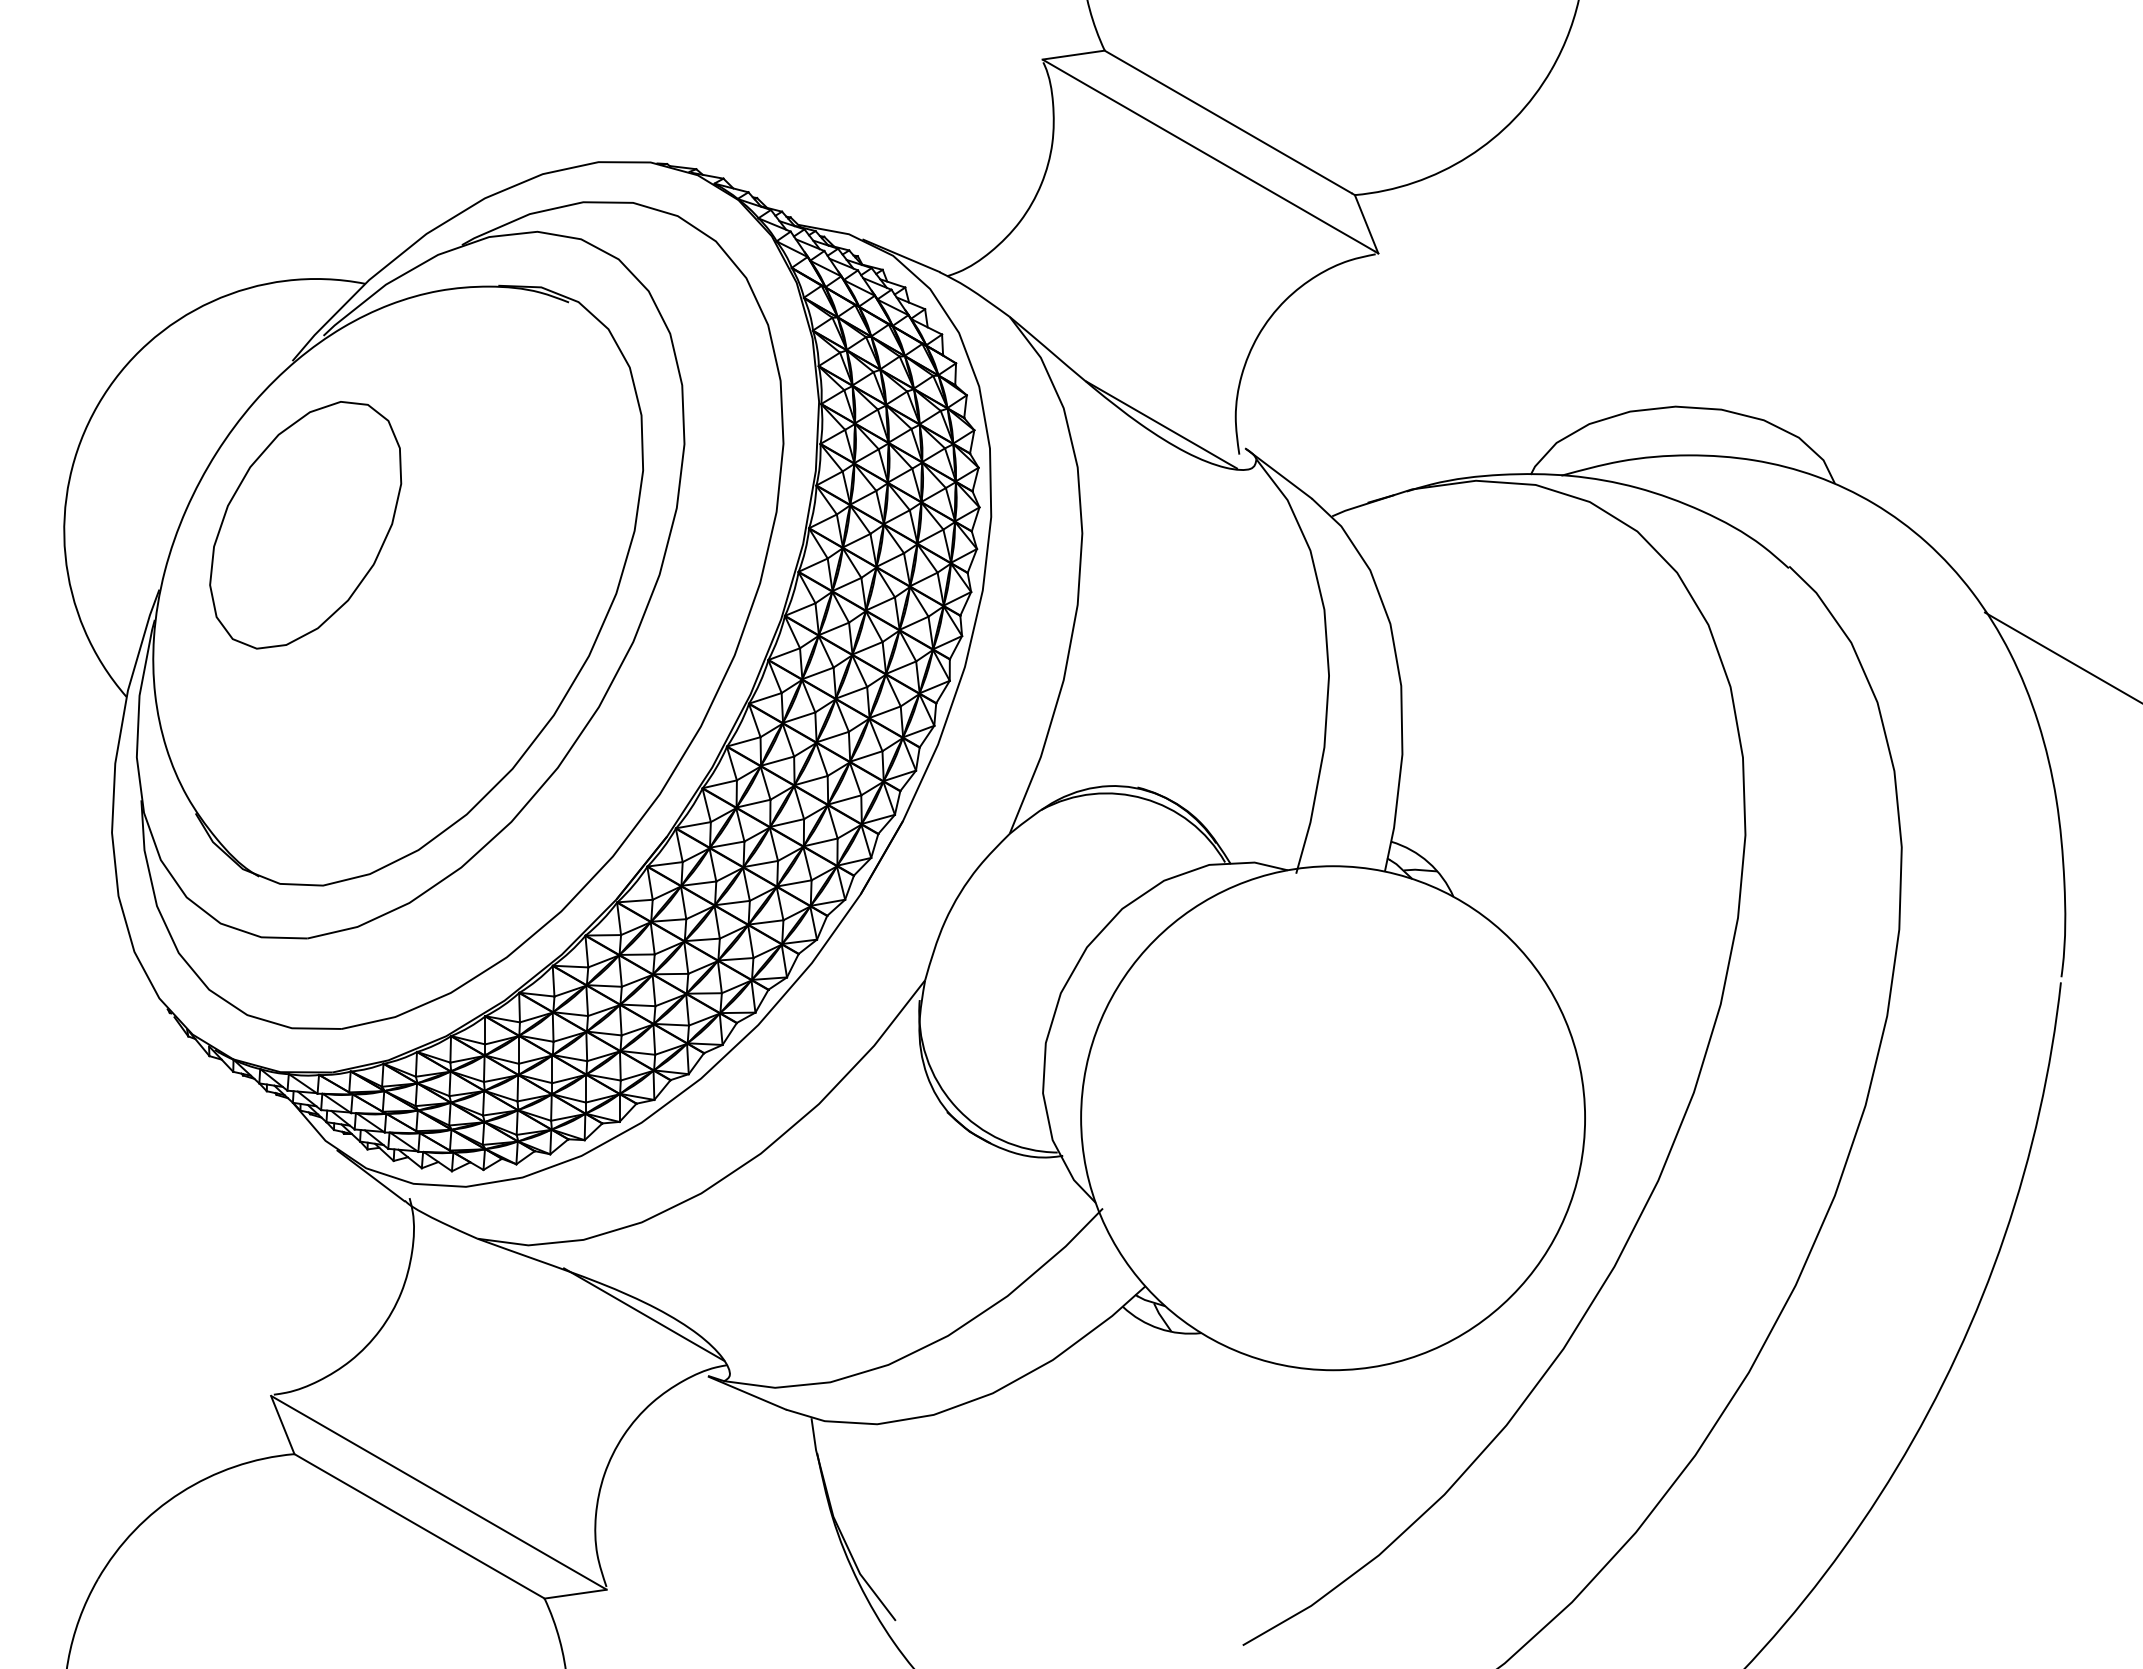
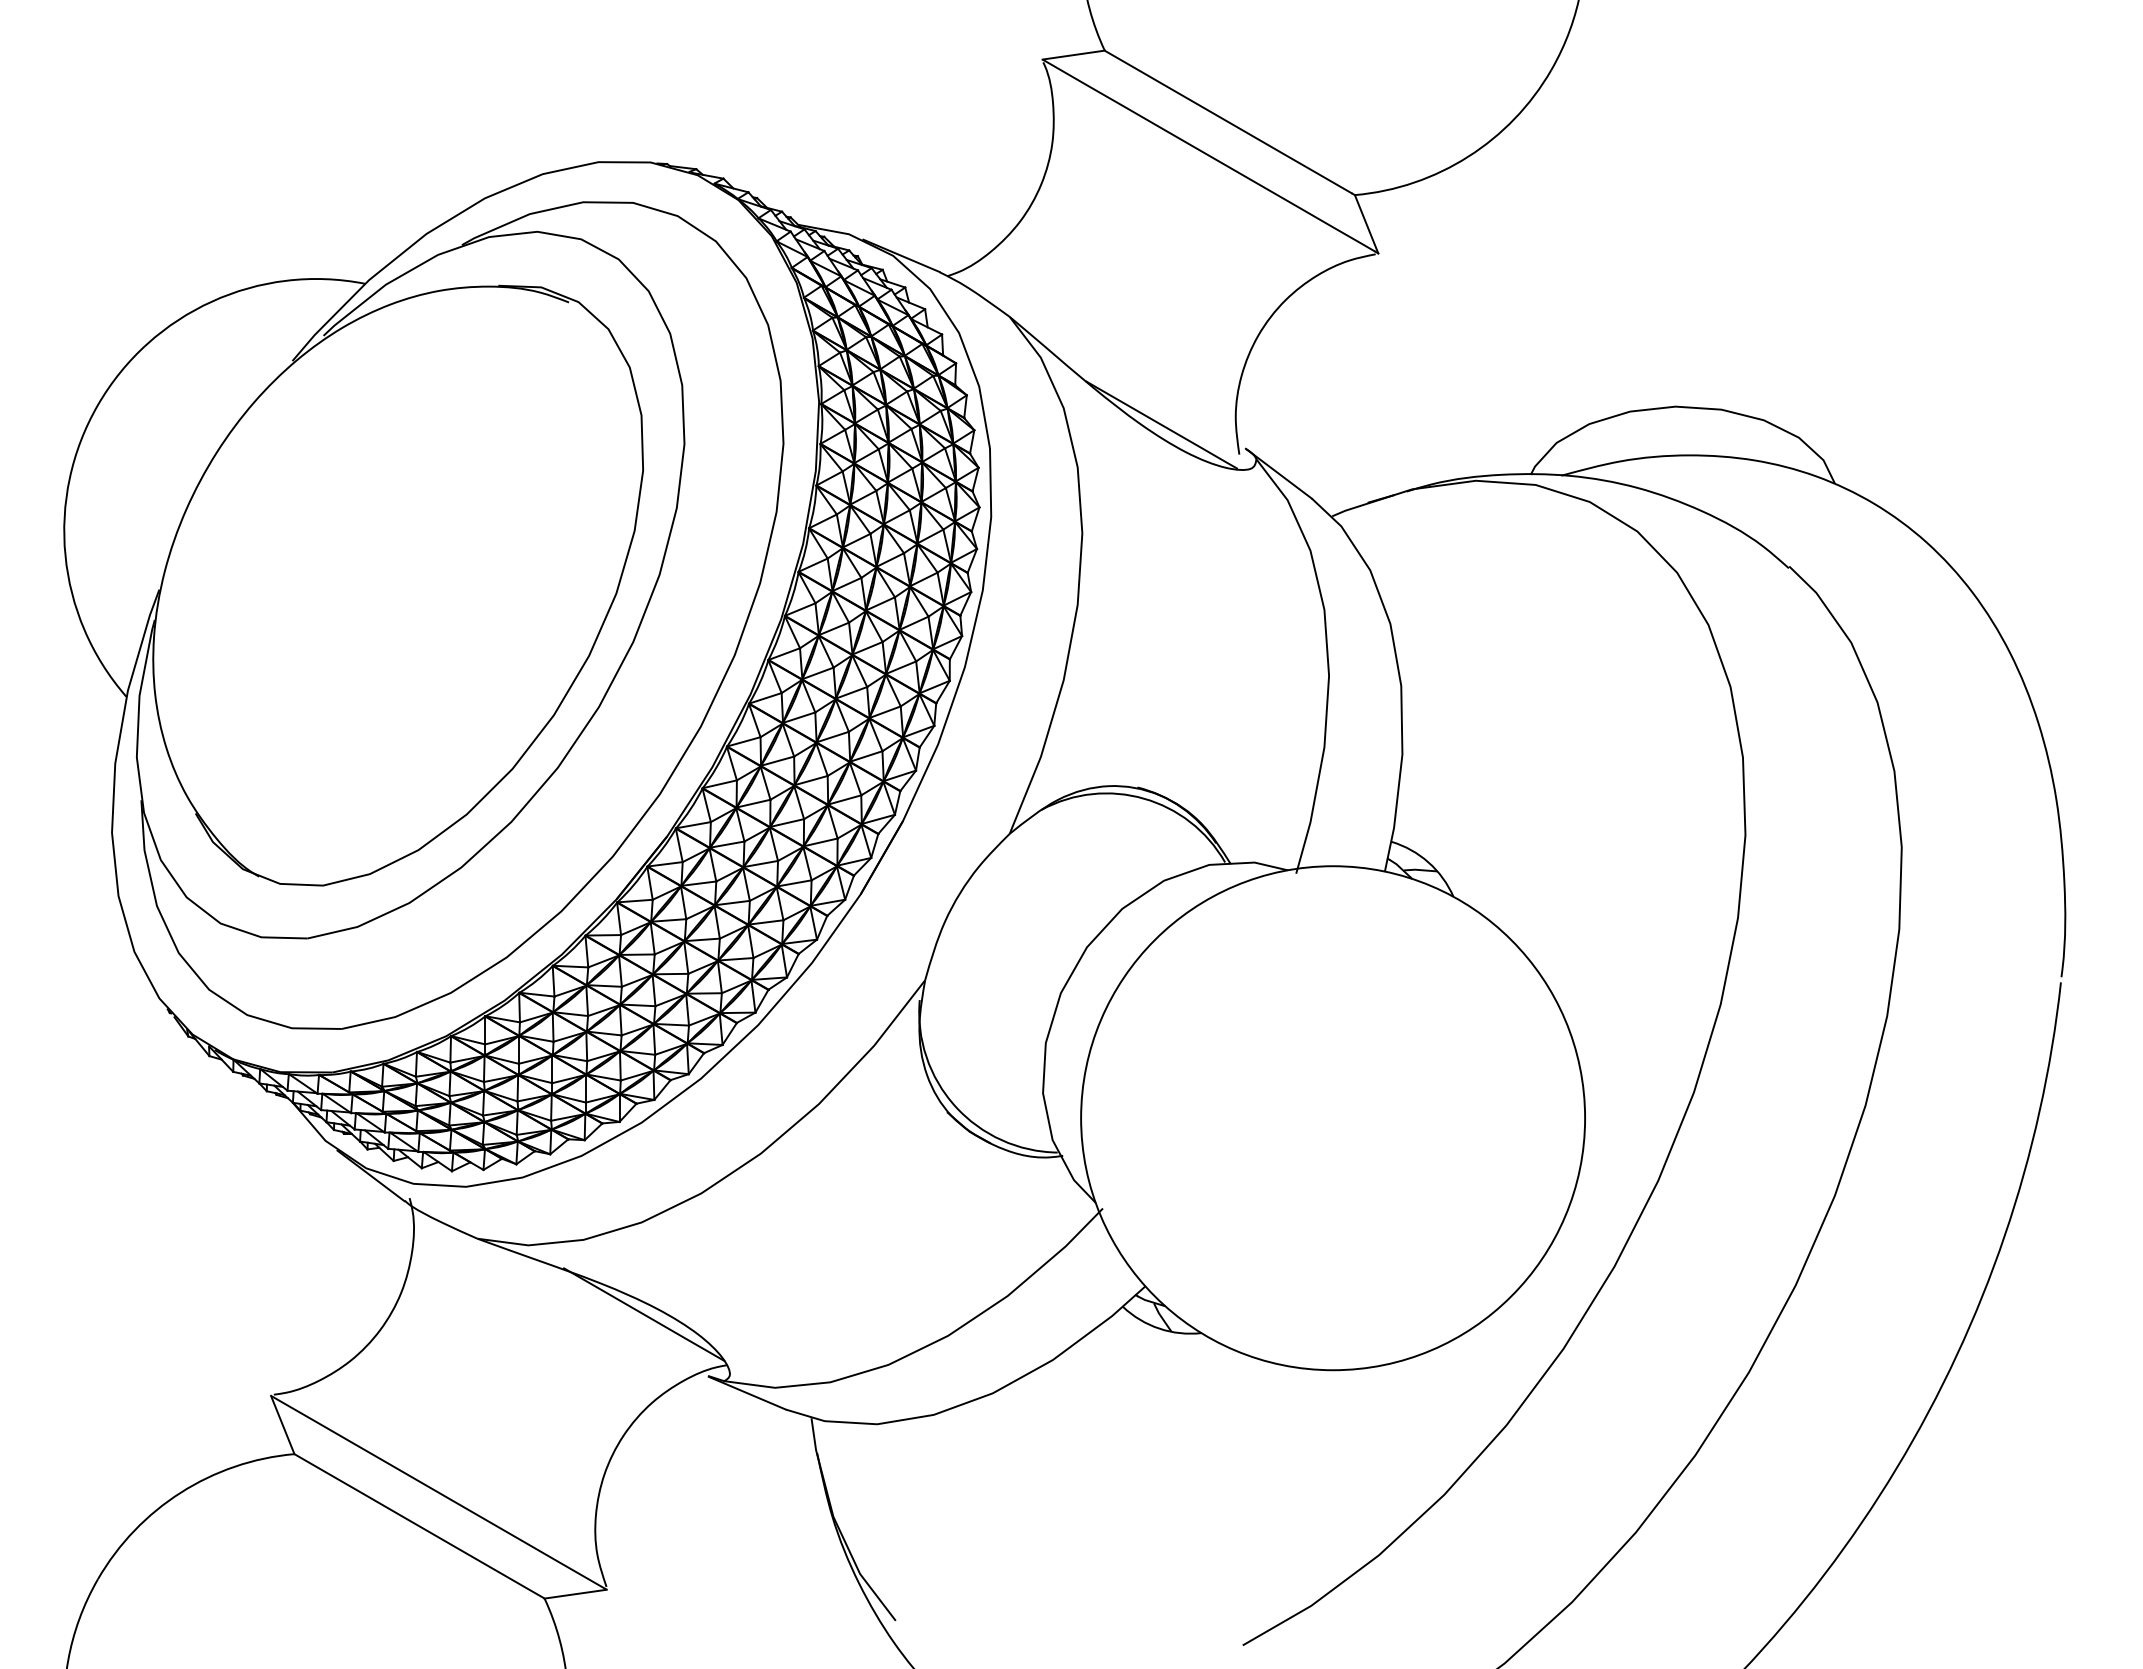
part: present -> none (305, 525)
line: present -> none (2061, 656)
